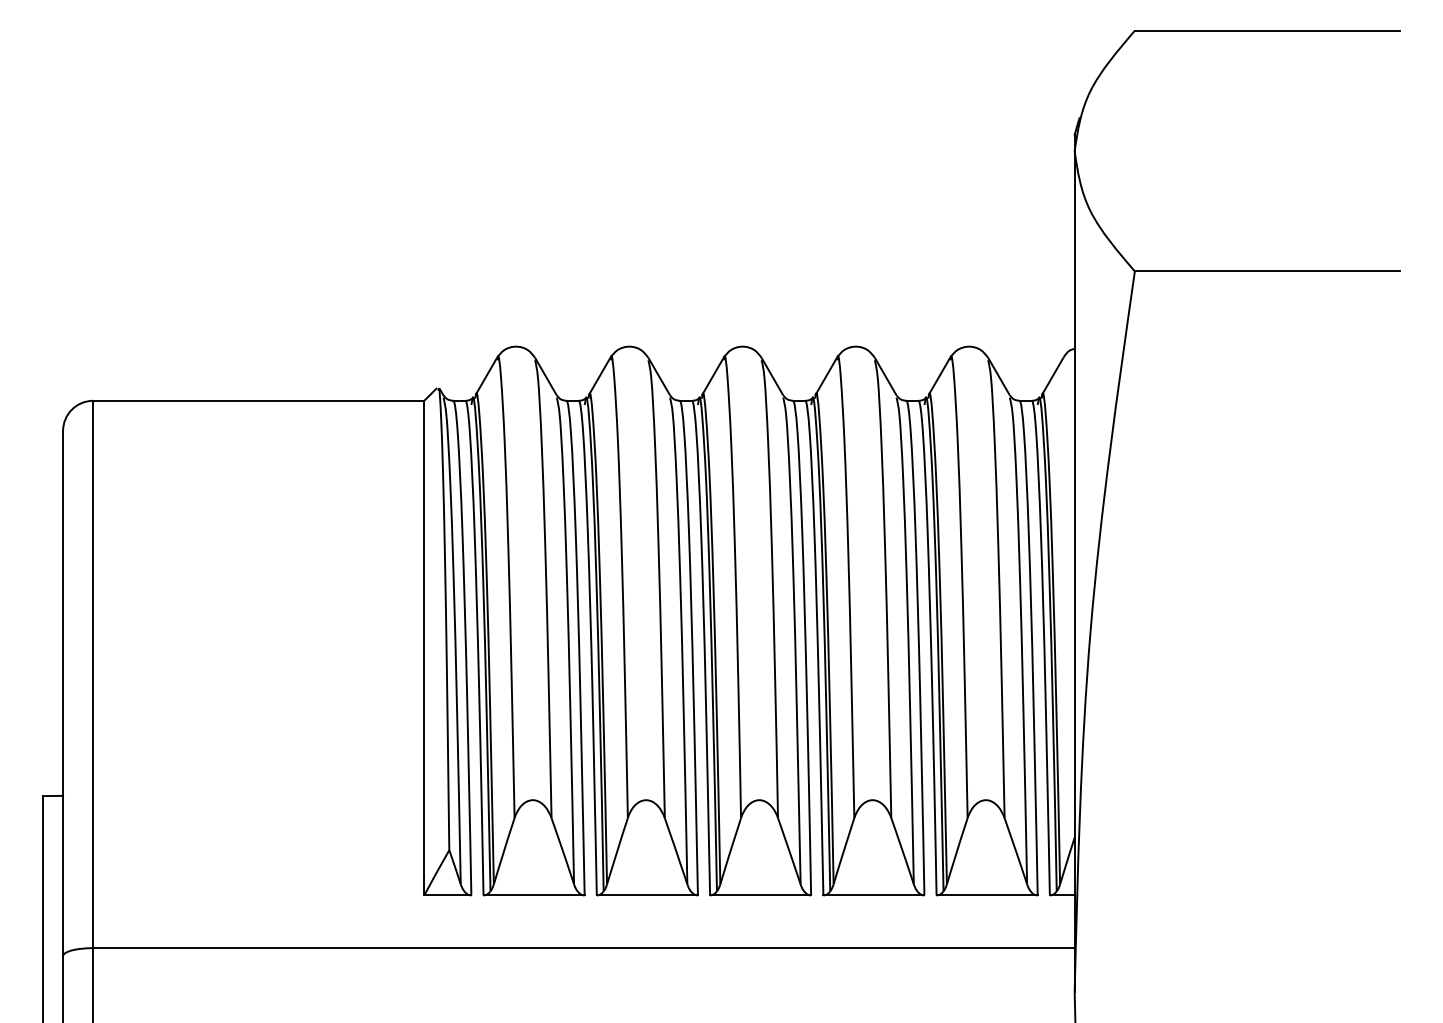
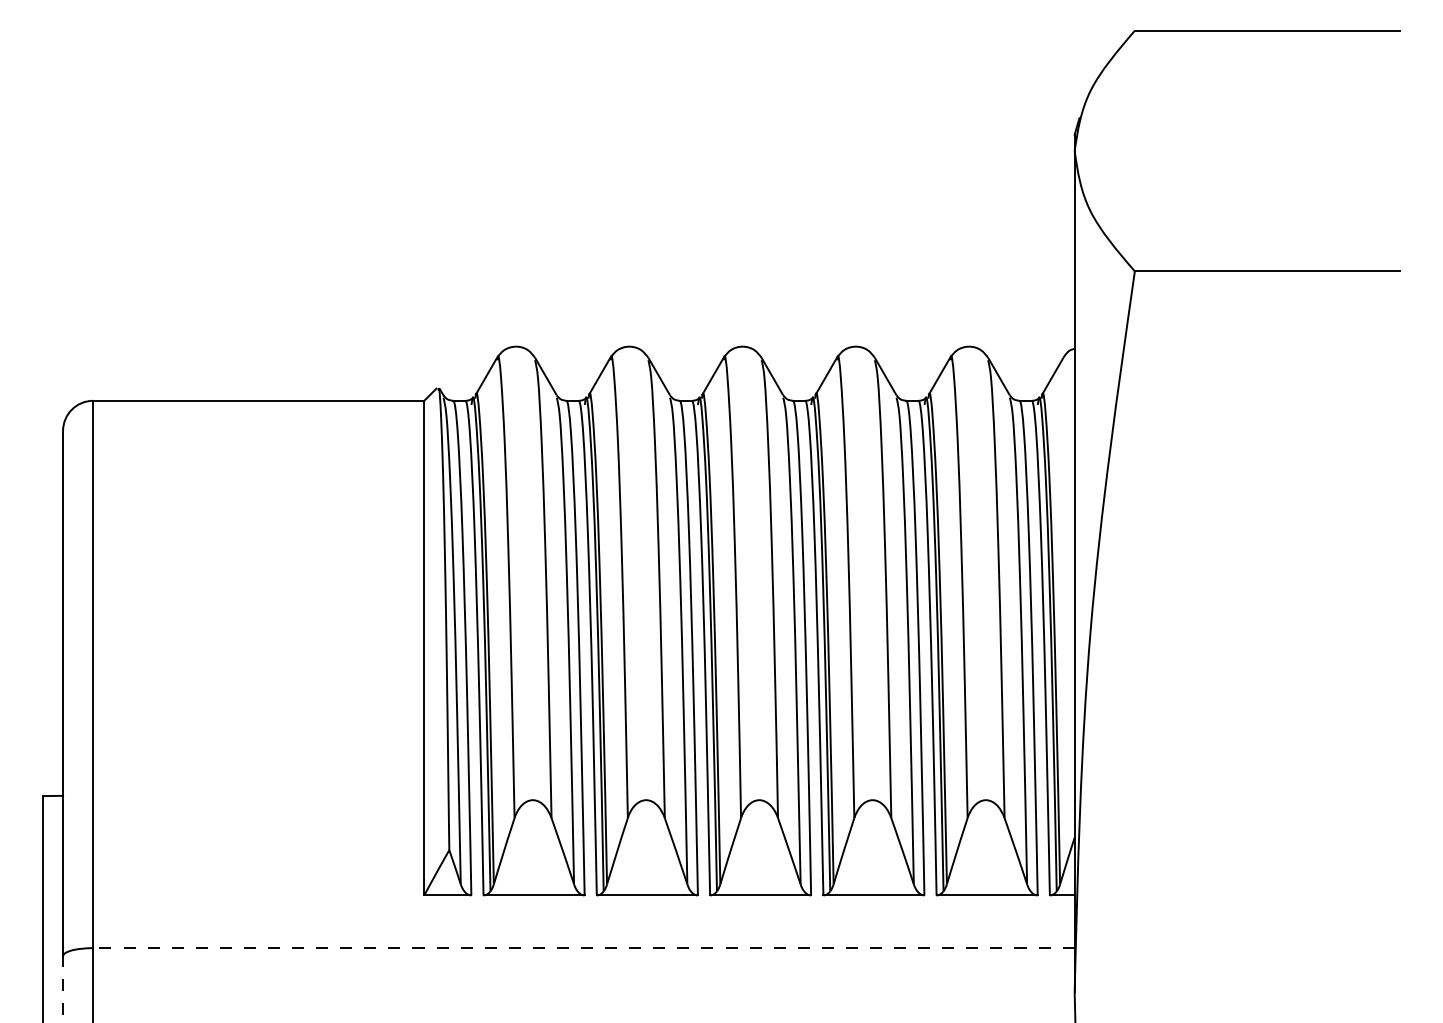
line: solid -> dashed (583, 948)
line: solid -> dashed (63, 989)
